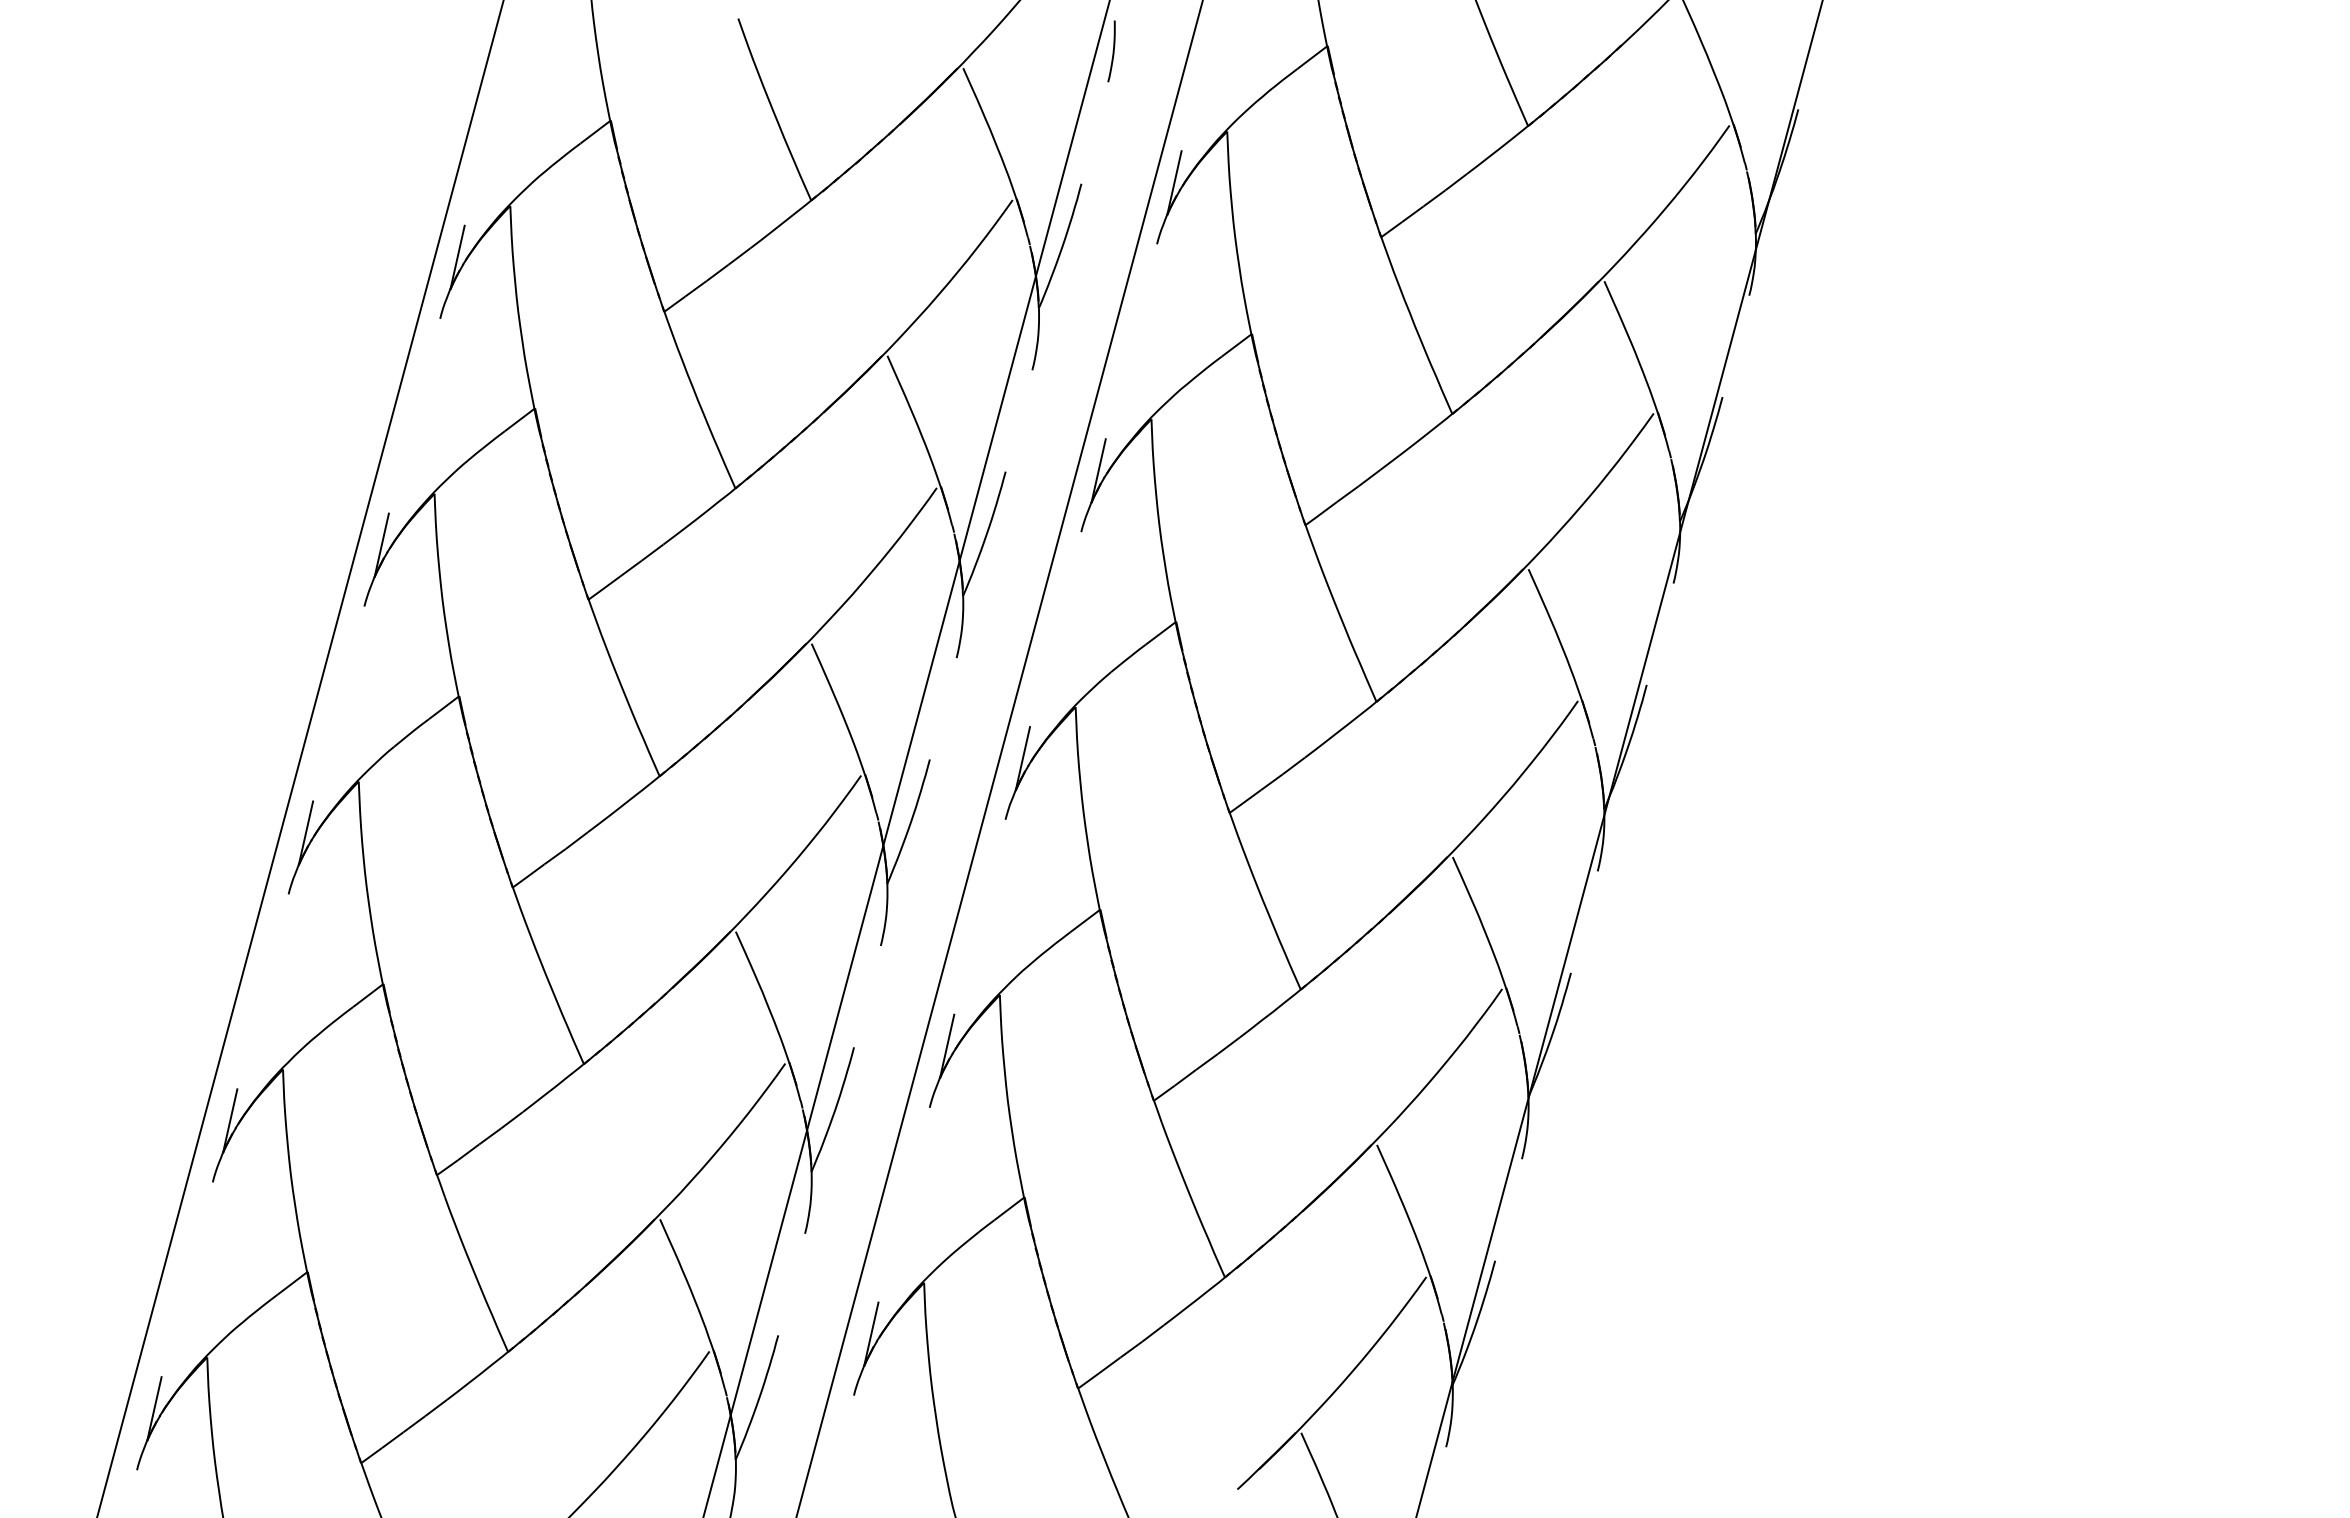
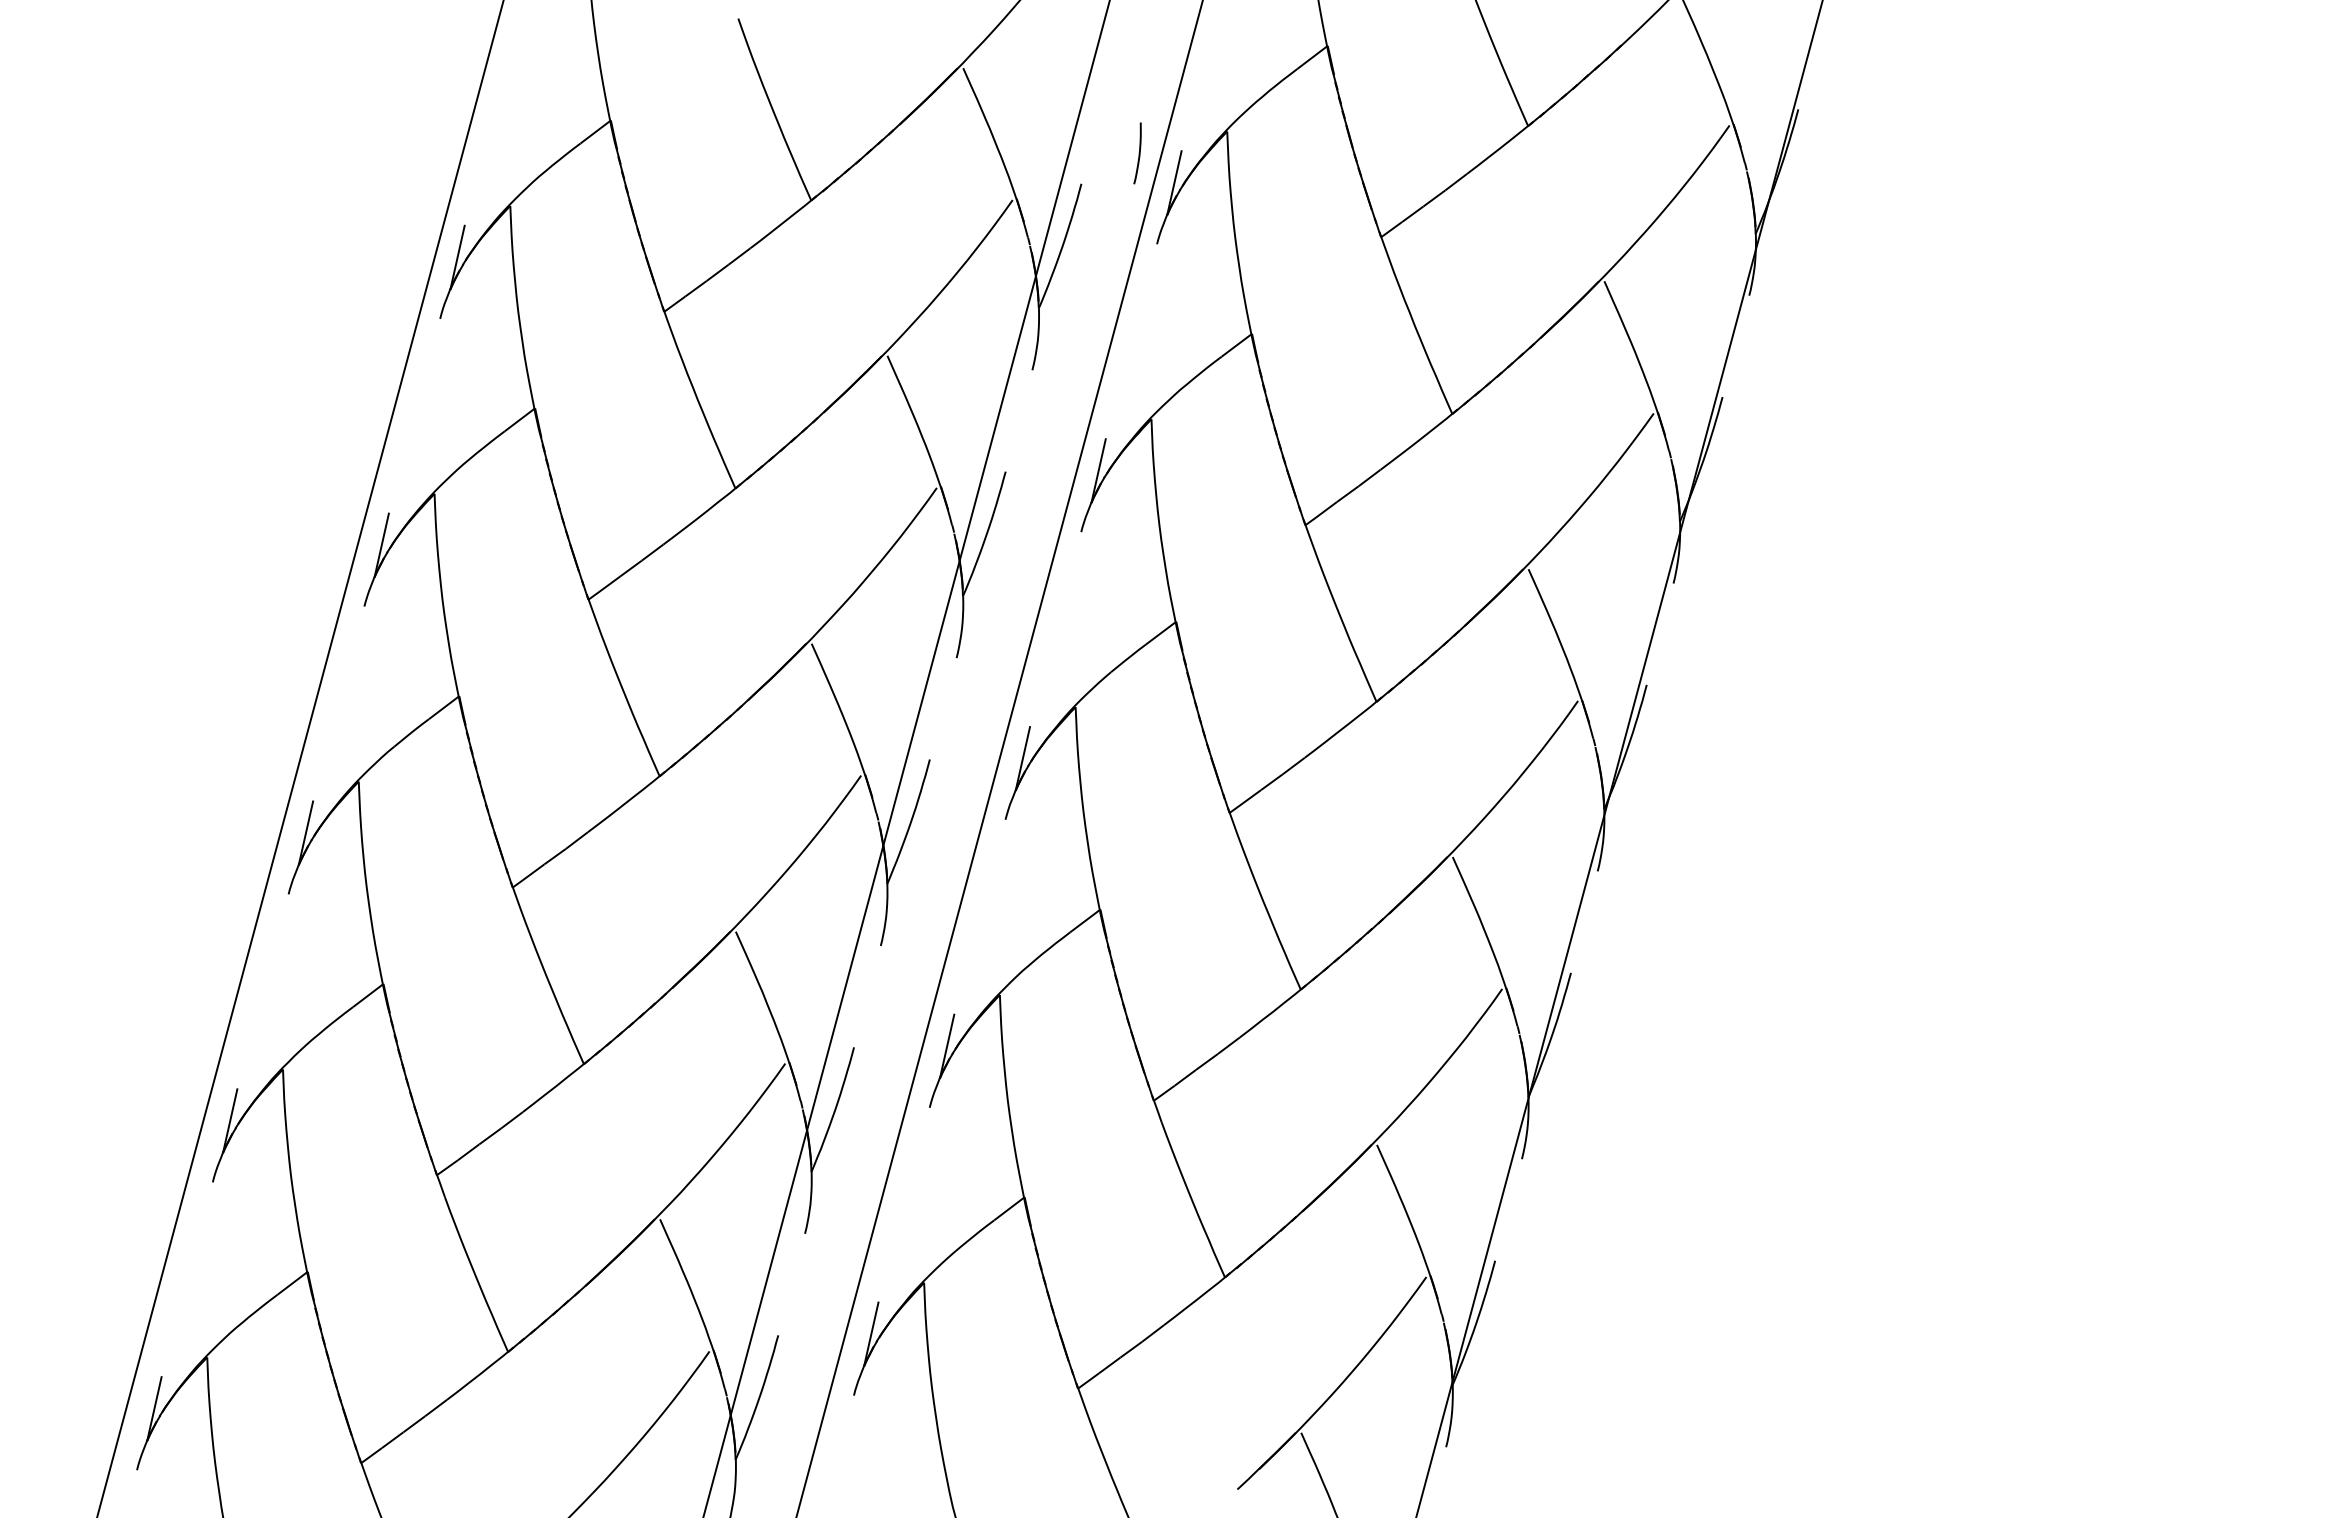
curve position: (1112, 51) -> (1138, 153) (1138, 153)
